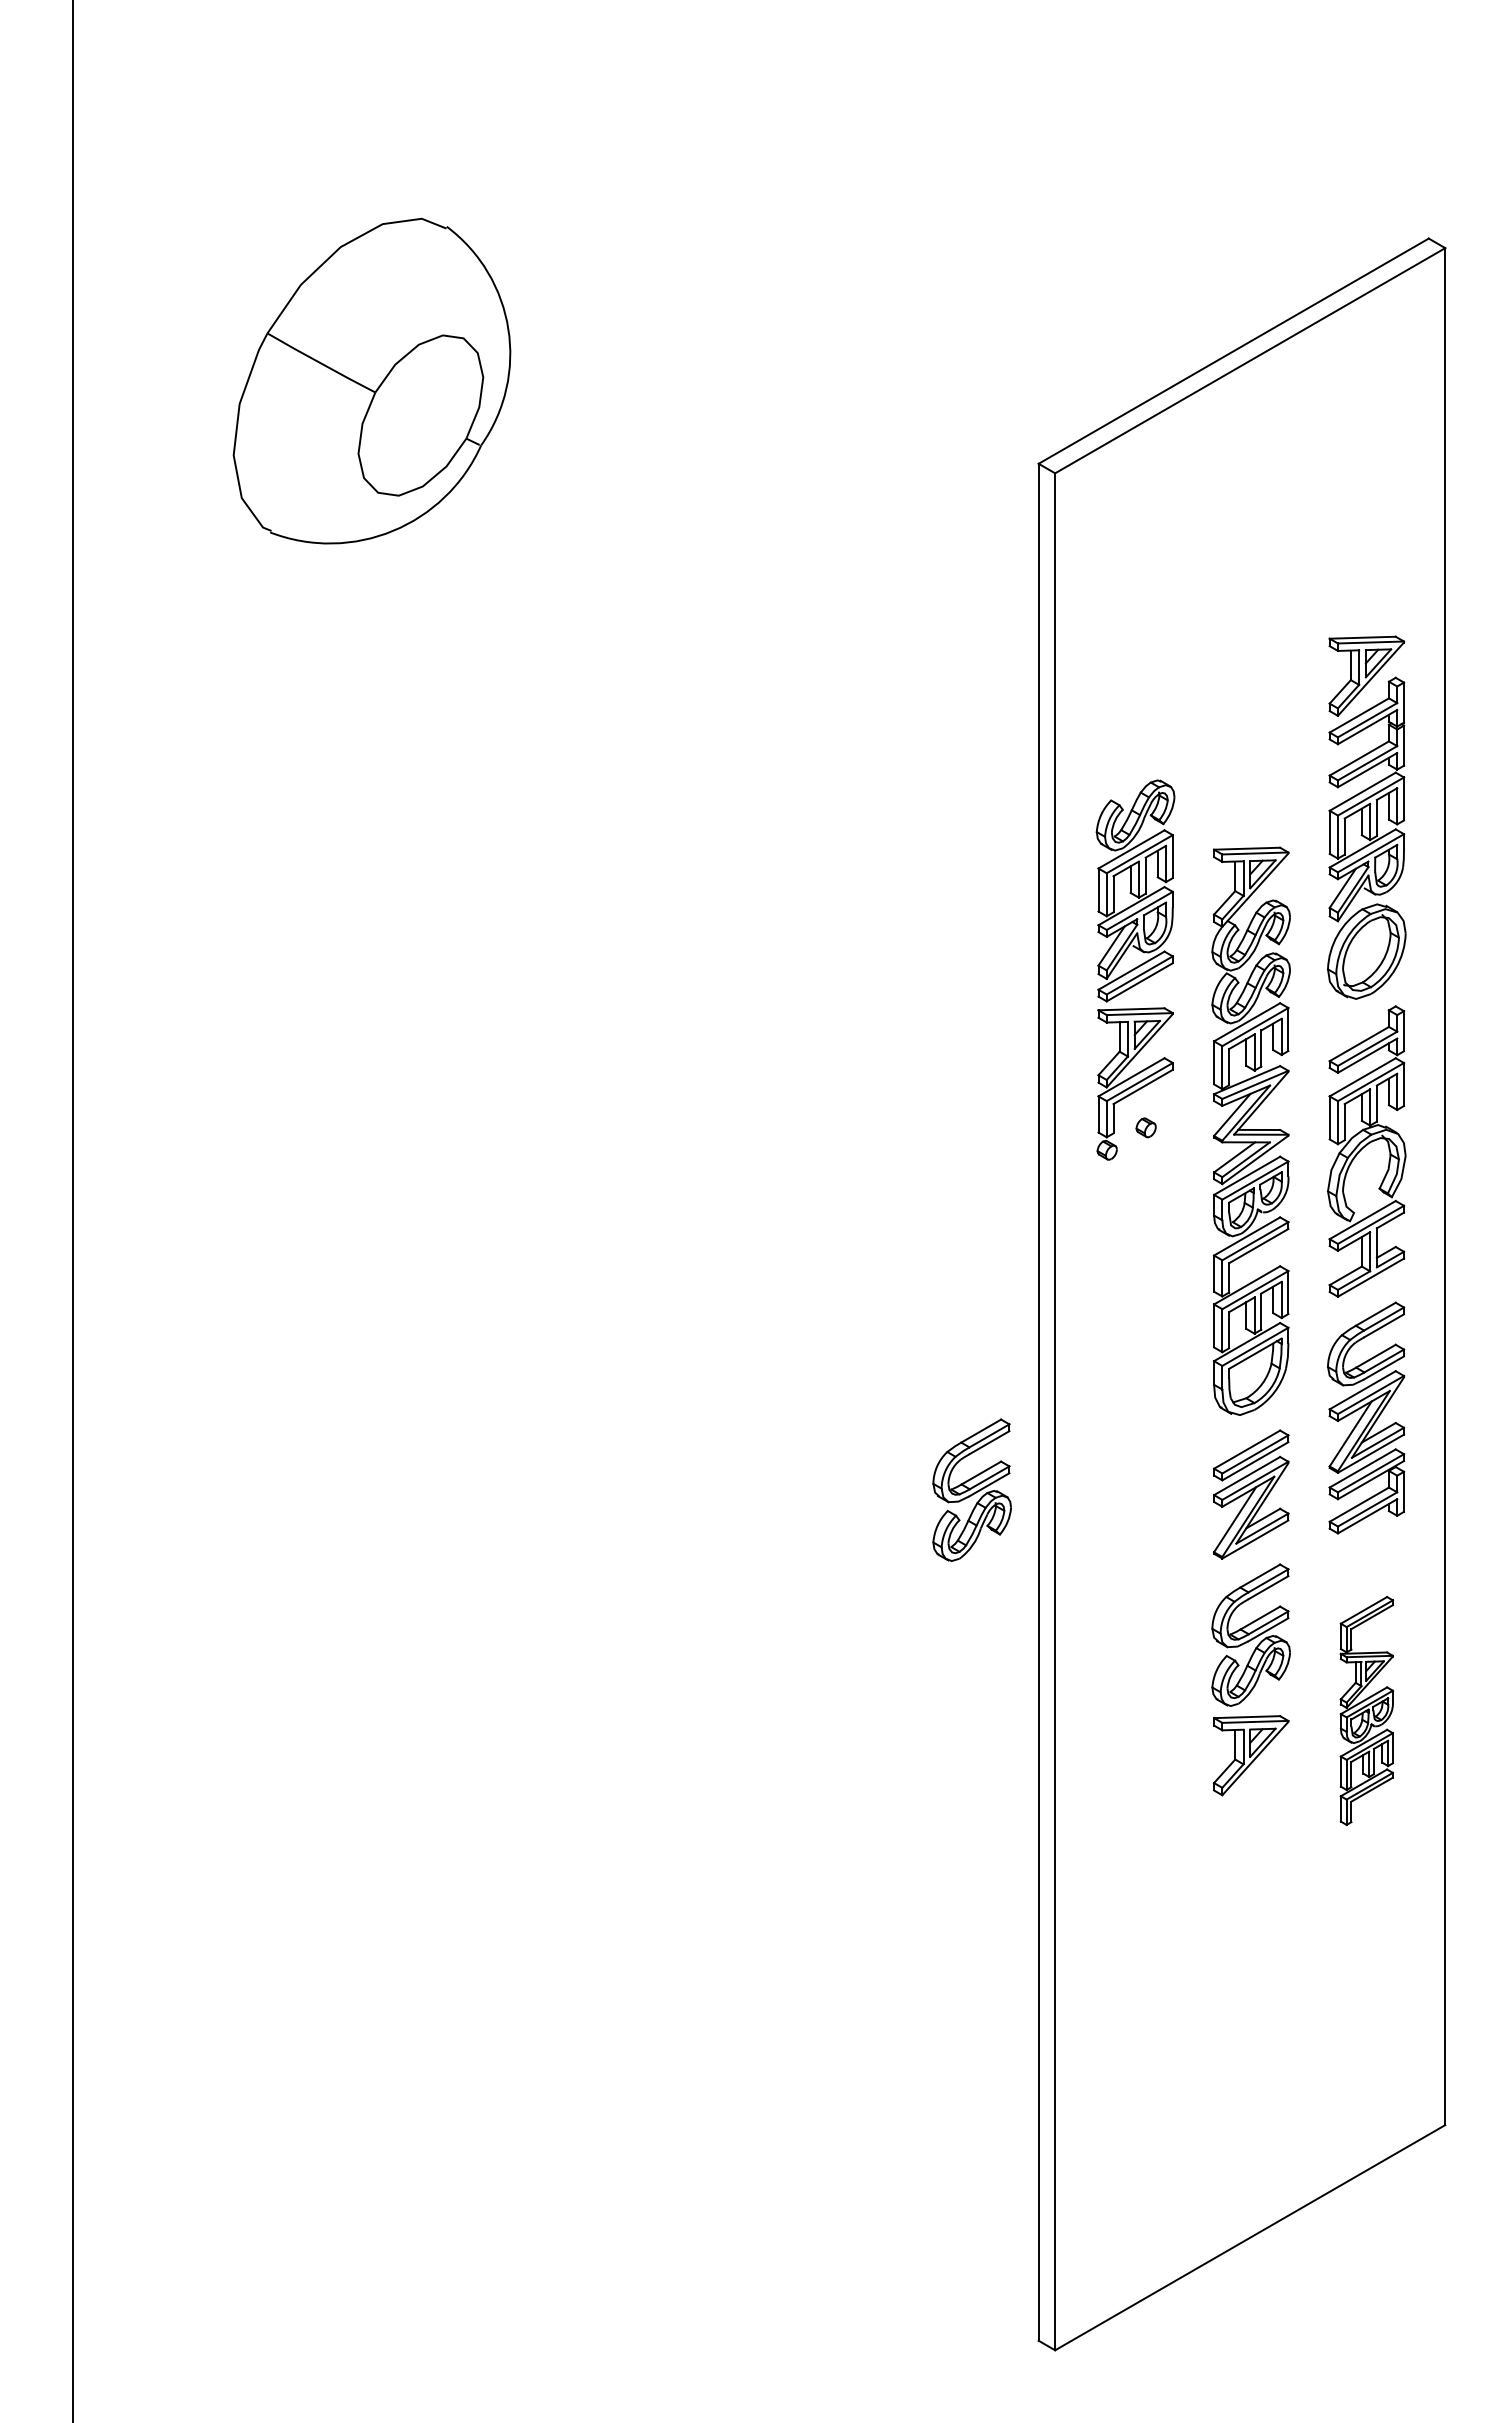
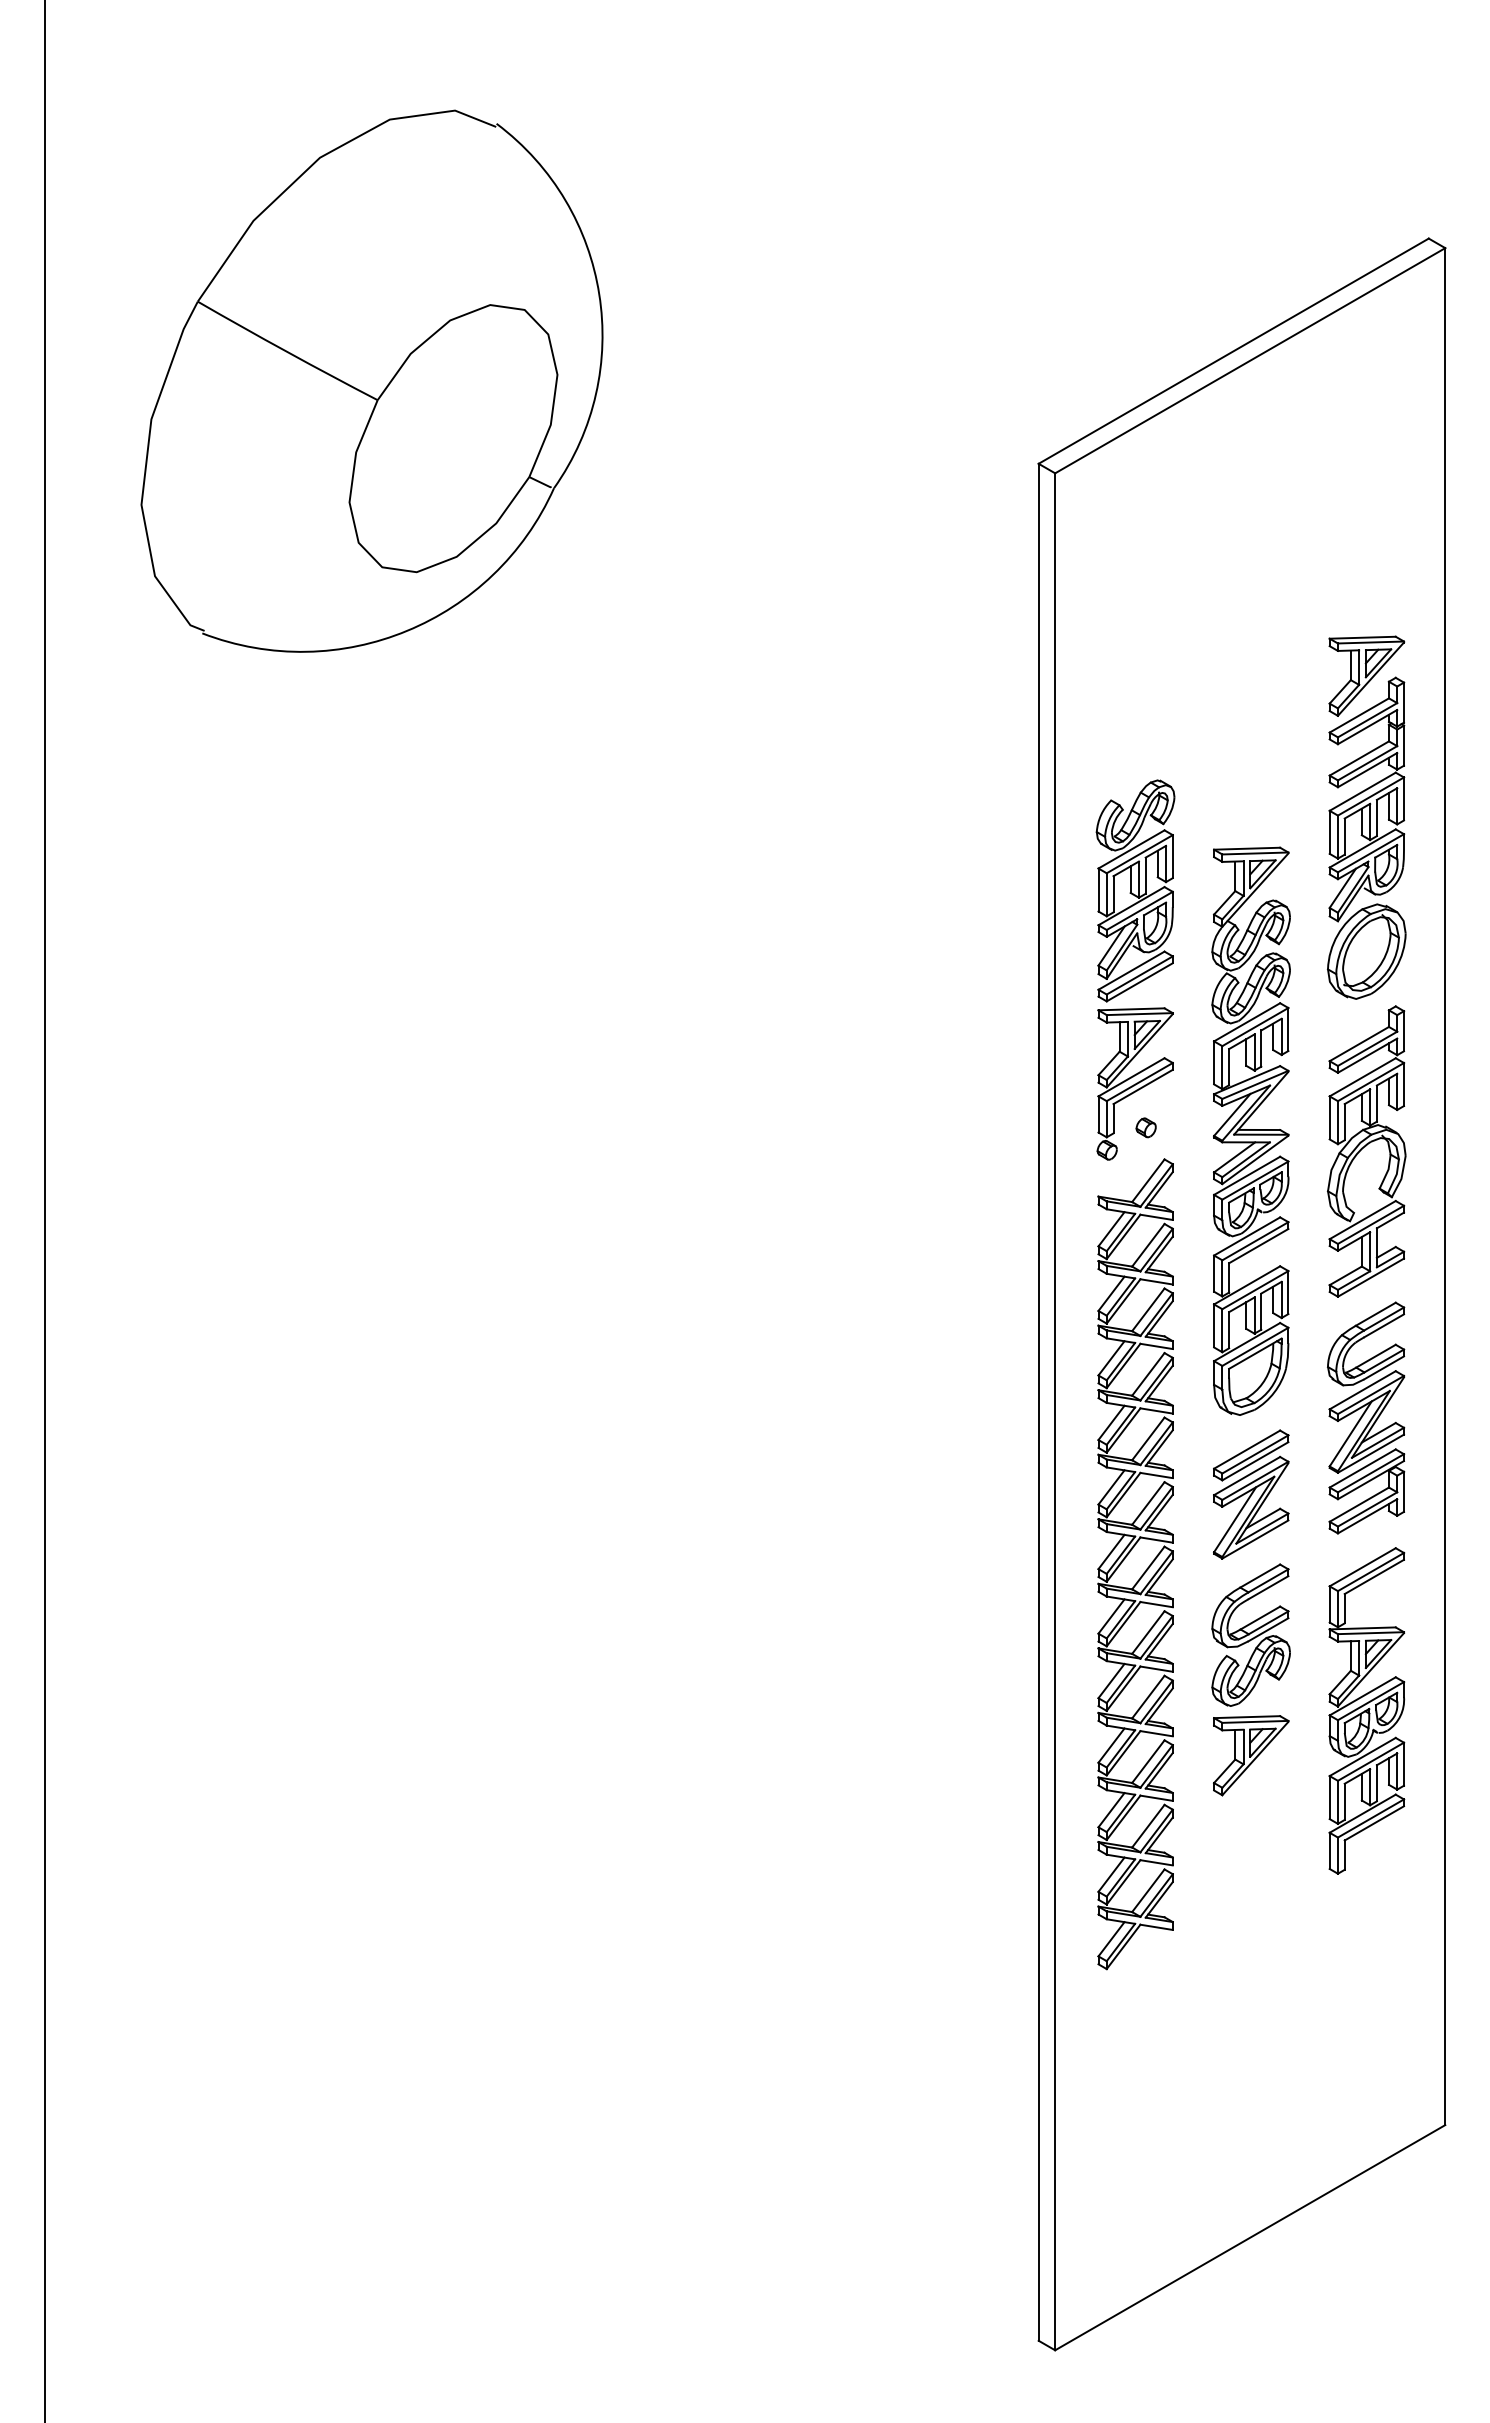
part size: 280x328 px -> 464x544 px (371, 380)
line position: (72, 1210) -> (44, 1210) (44, 1210)
part: present -> none (971, 1489)
part: none -> present (1127, 1556)
part size: 55x230 px -> 78x328 px (1366, 1710)
